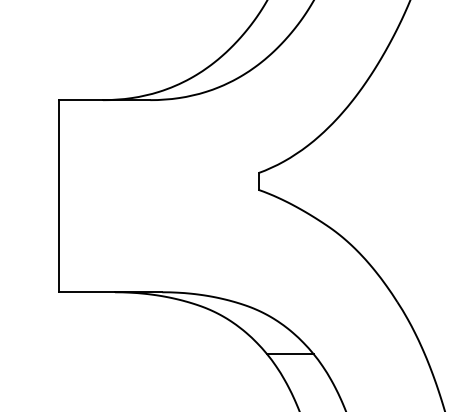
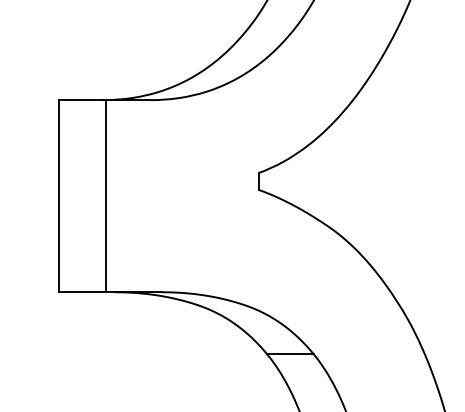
line: none -> present (106, 196)
